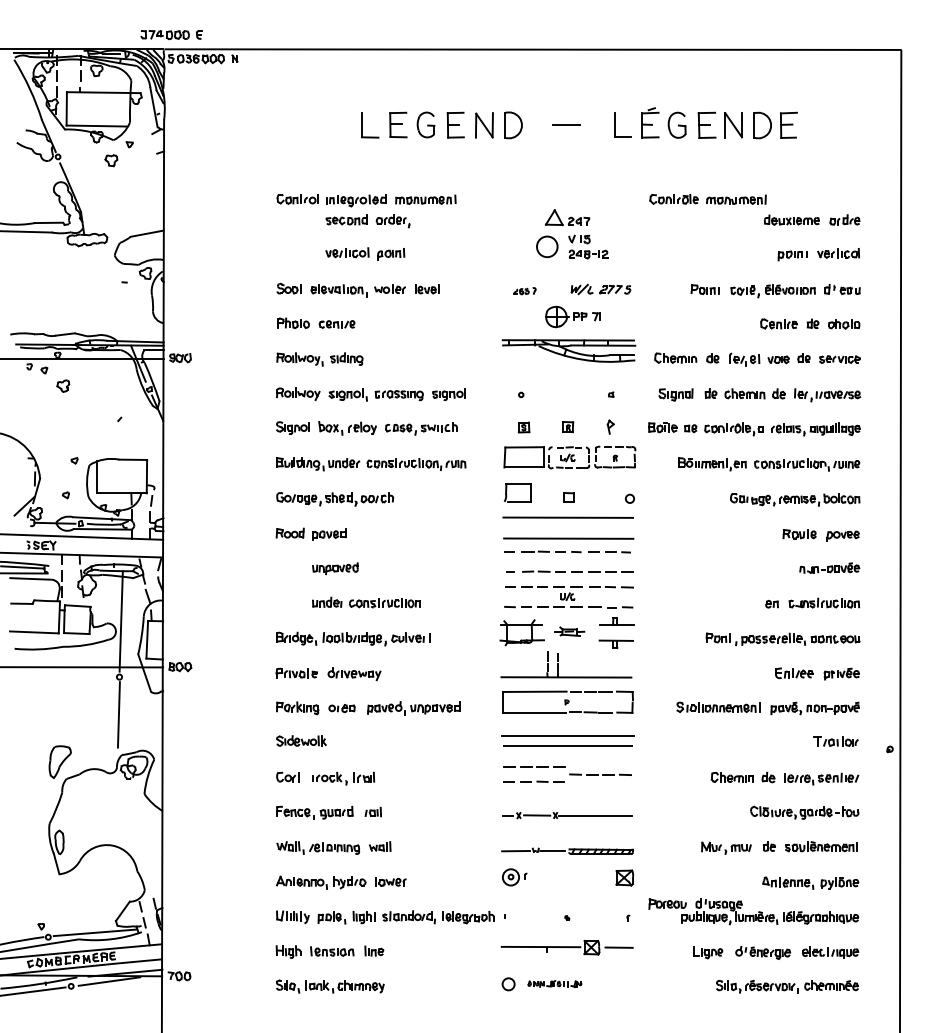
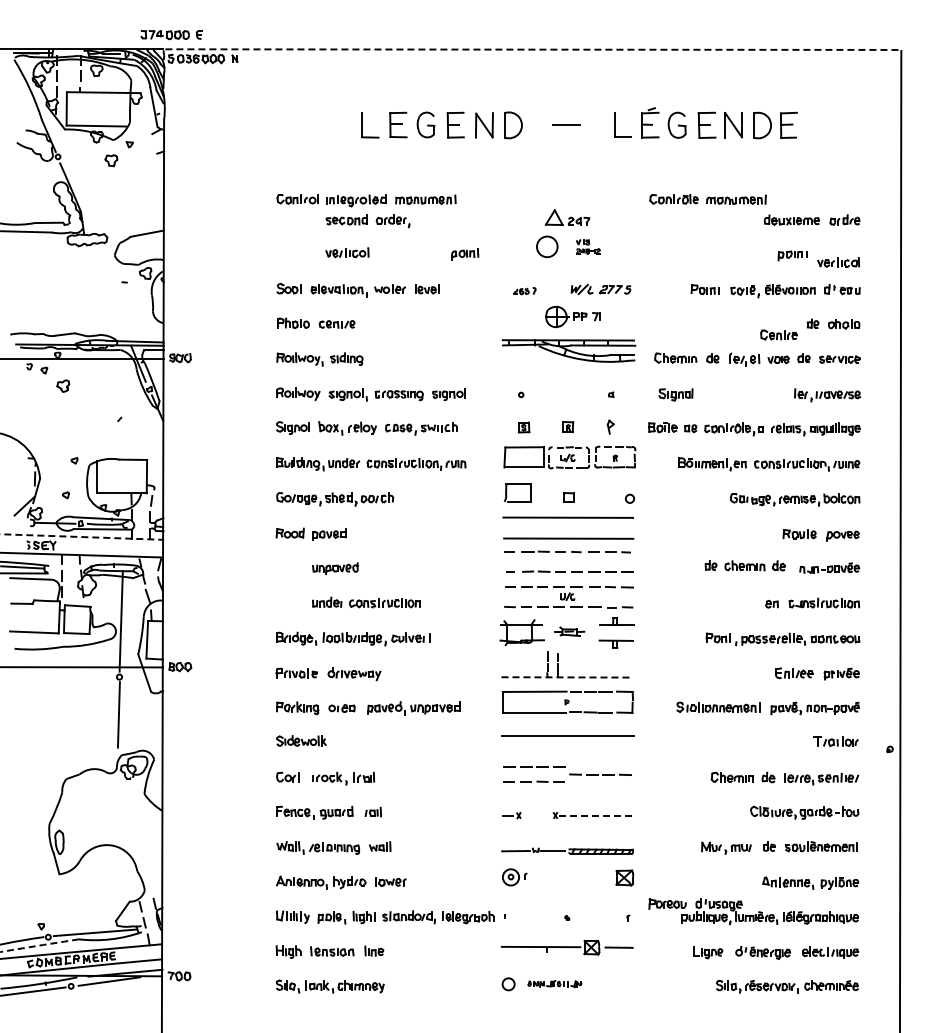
line: solid -> dashed (533, 49)
part size: 41x26 px -> 25x16 px (588, 246)
part position: (838, 253) -> (838, 262) (838, 262)
part position: (391, 254) -> (465, 254) (465, 254)
part position: (778, 323) -> (778, 334) (778, 334)
part position: (744, 393) -> (744, 565) (744, 565)
line: solid -> dashed (82, 537)
line: solid -> dashed (566, 677)
line: present -> none (567, 746)
part: present -> none (59, 761)
line: present -> none (537, 815)
line: solid -> dashed (596, 815)
arc: solid -> dashed (39, 945)
